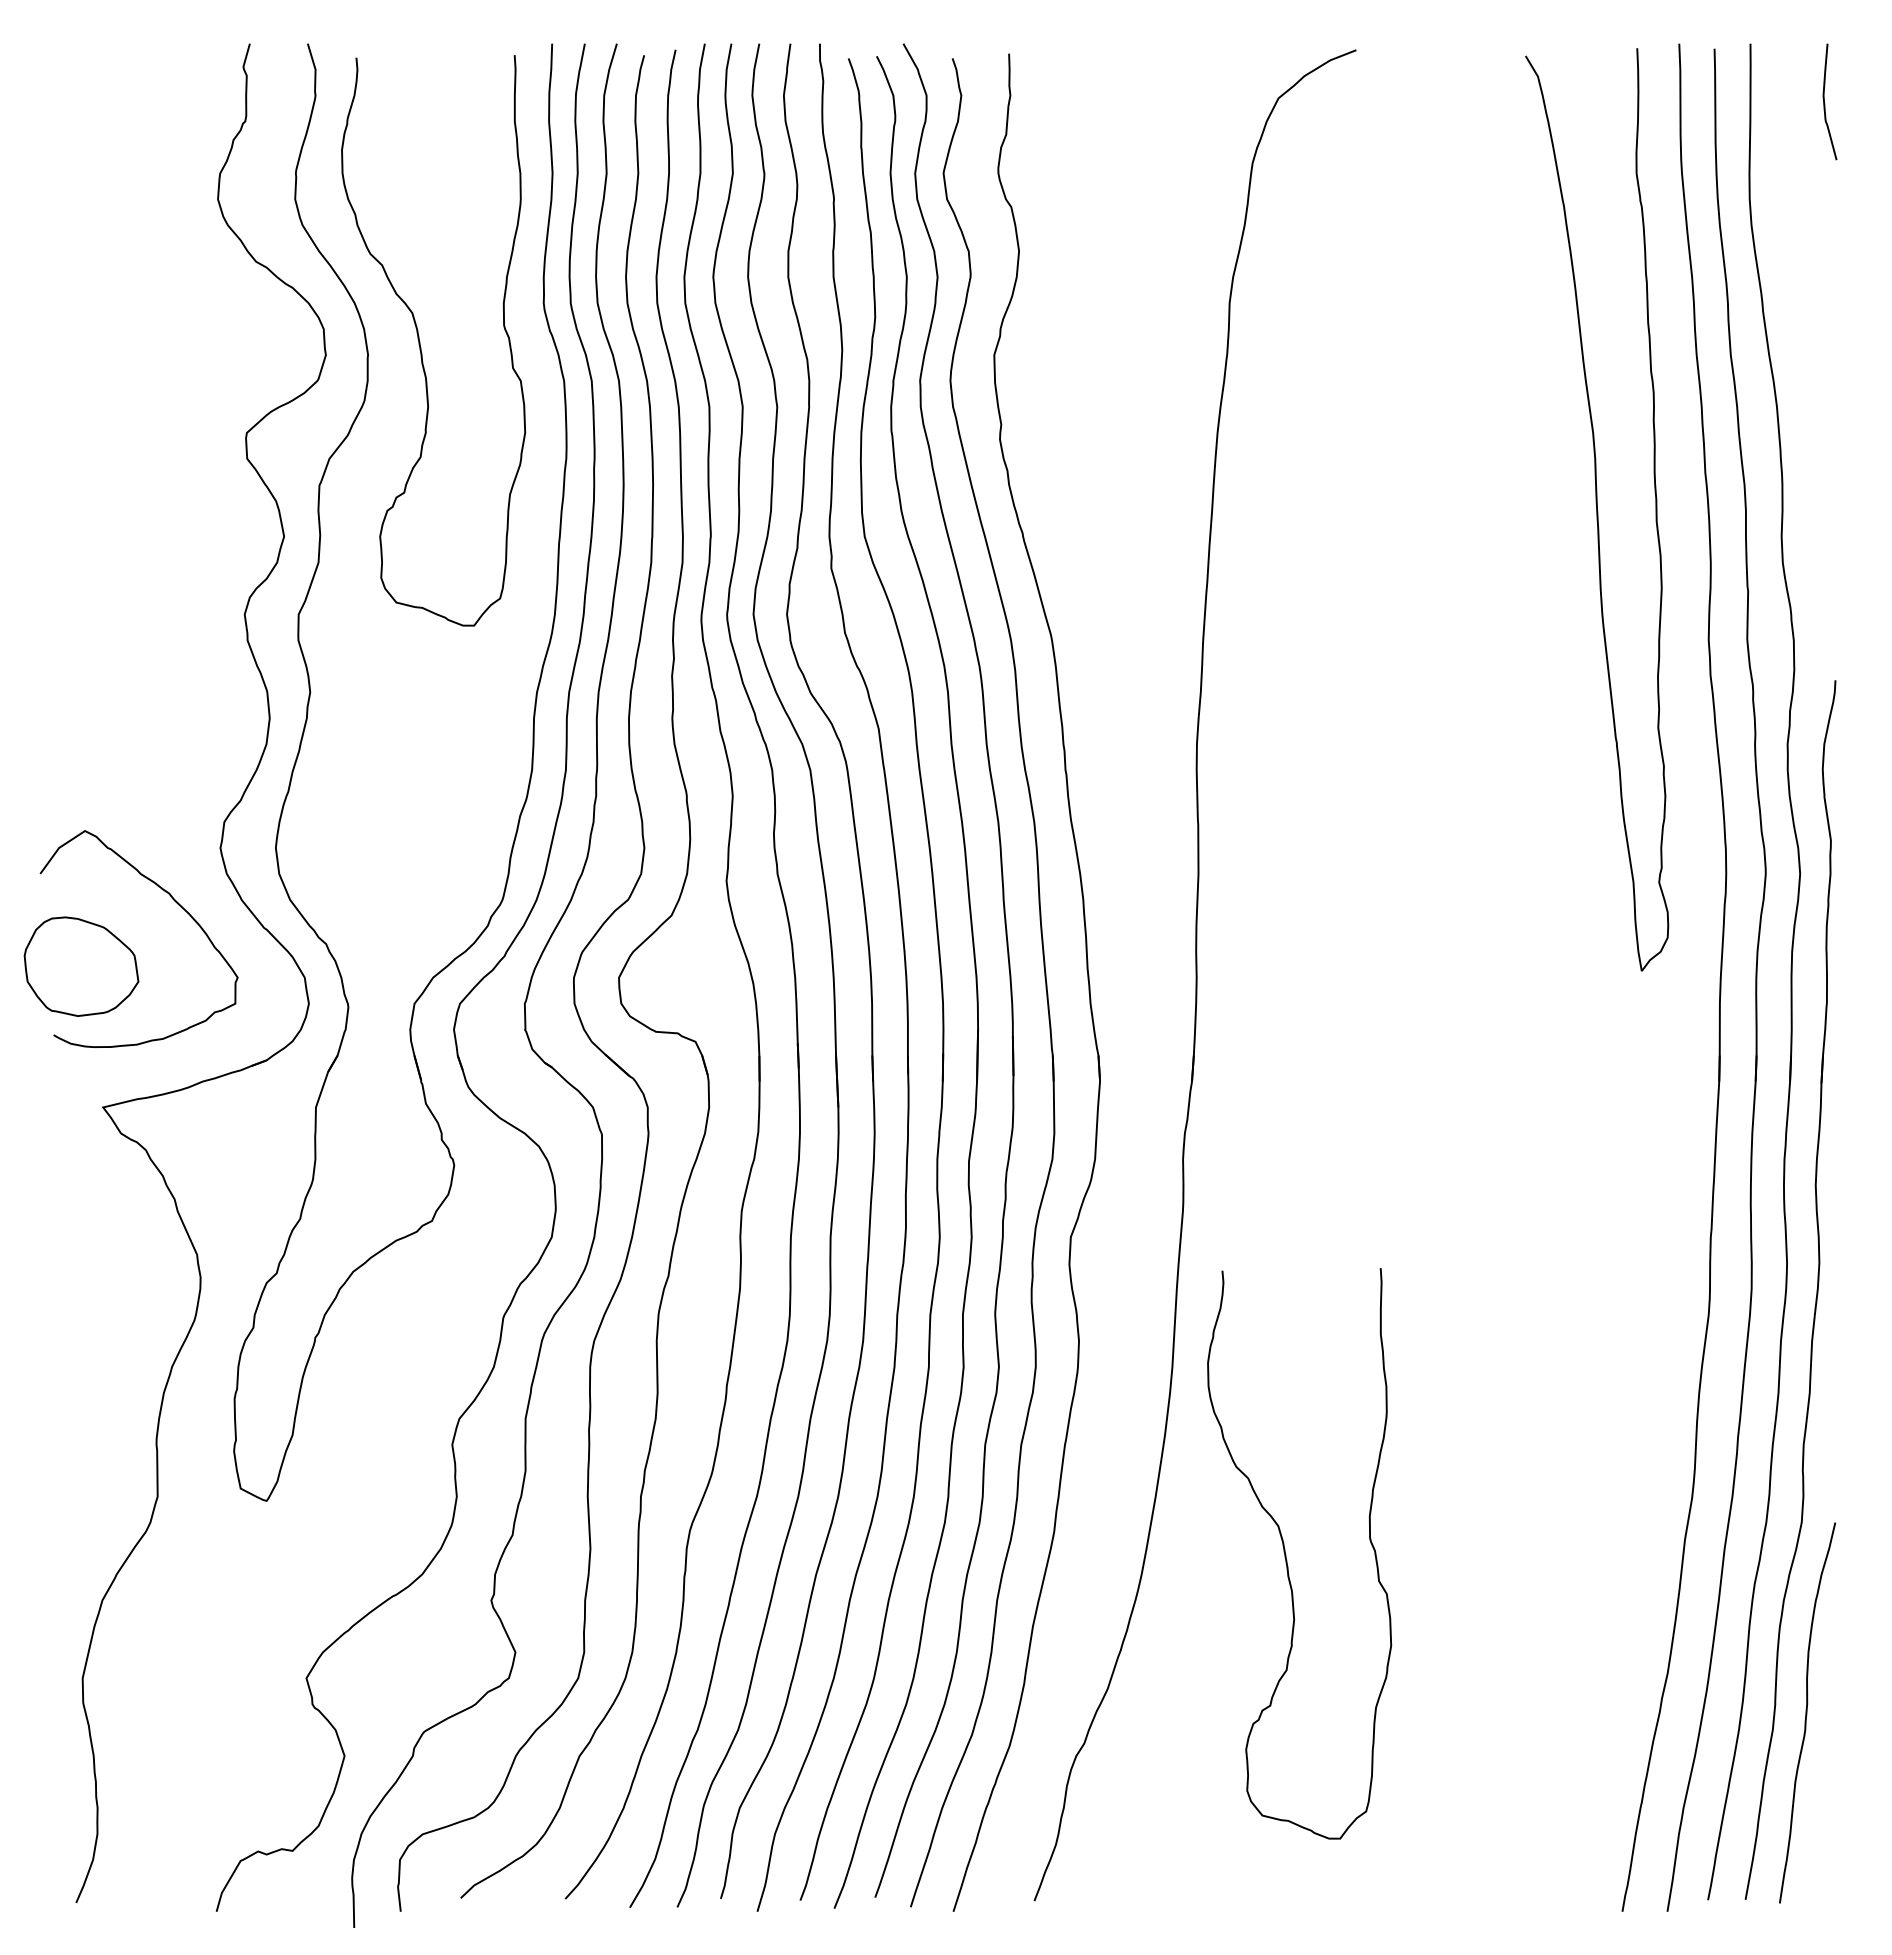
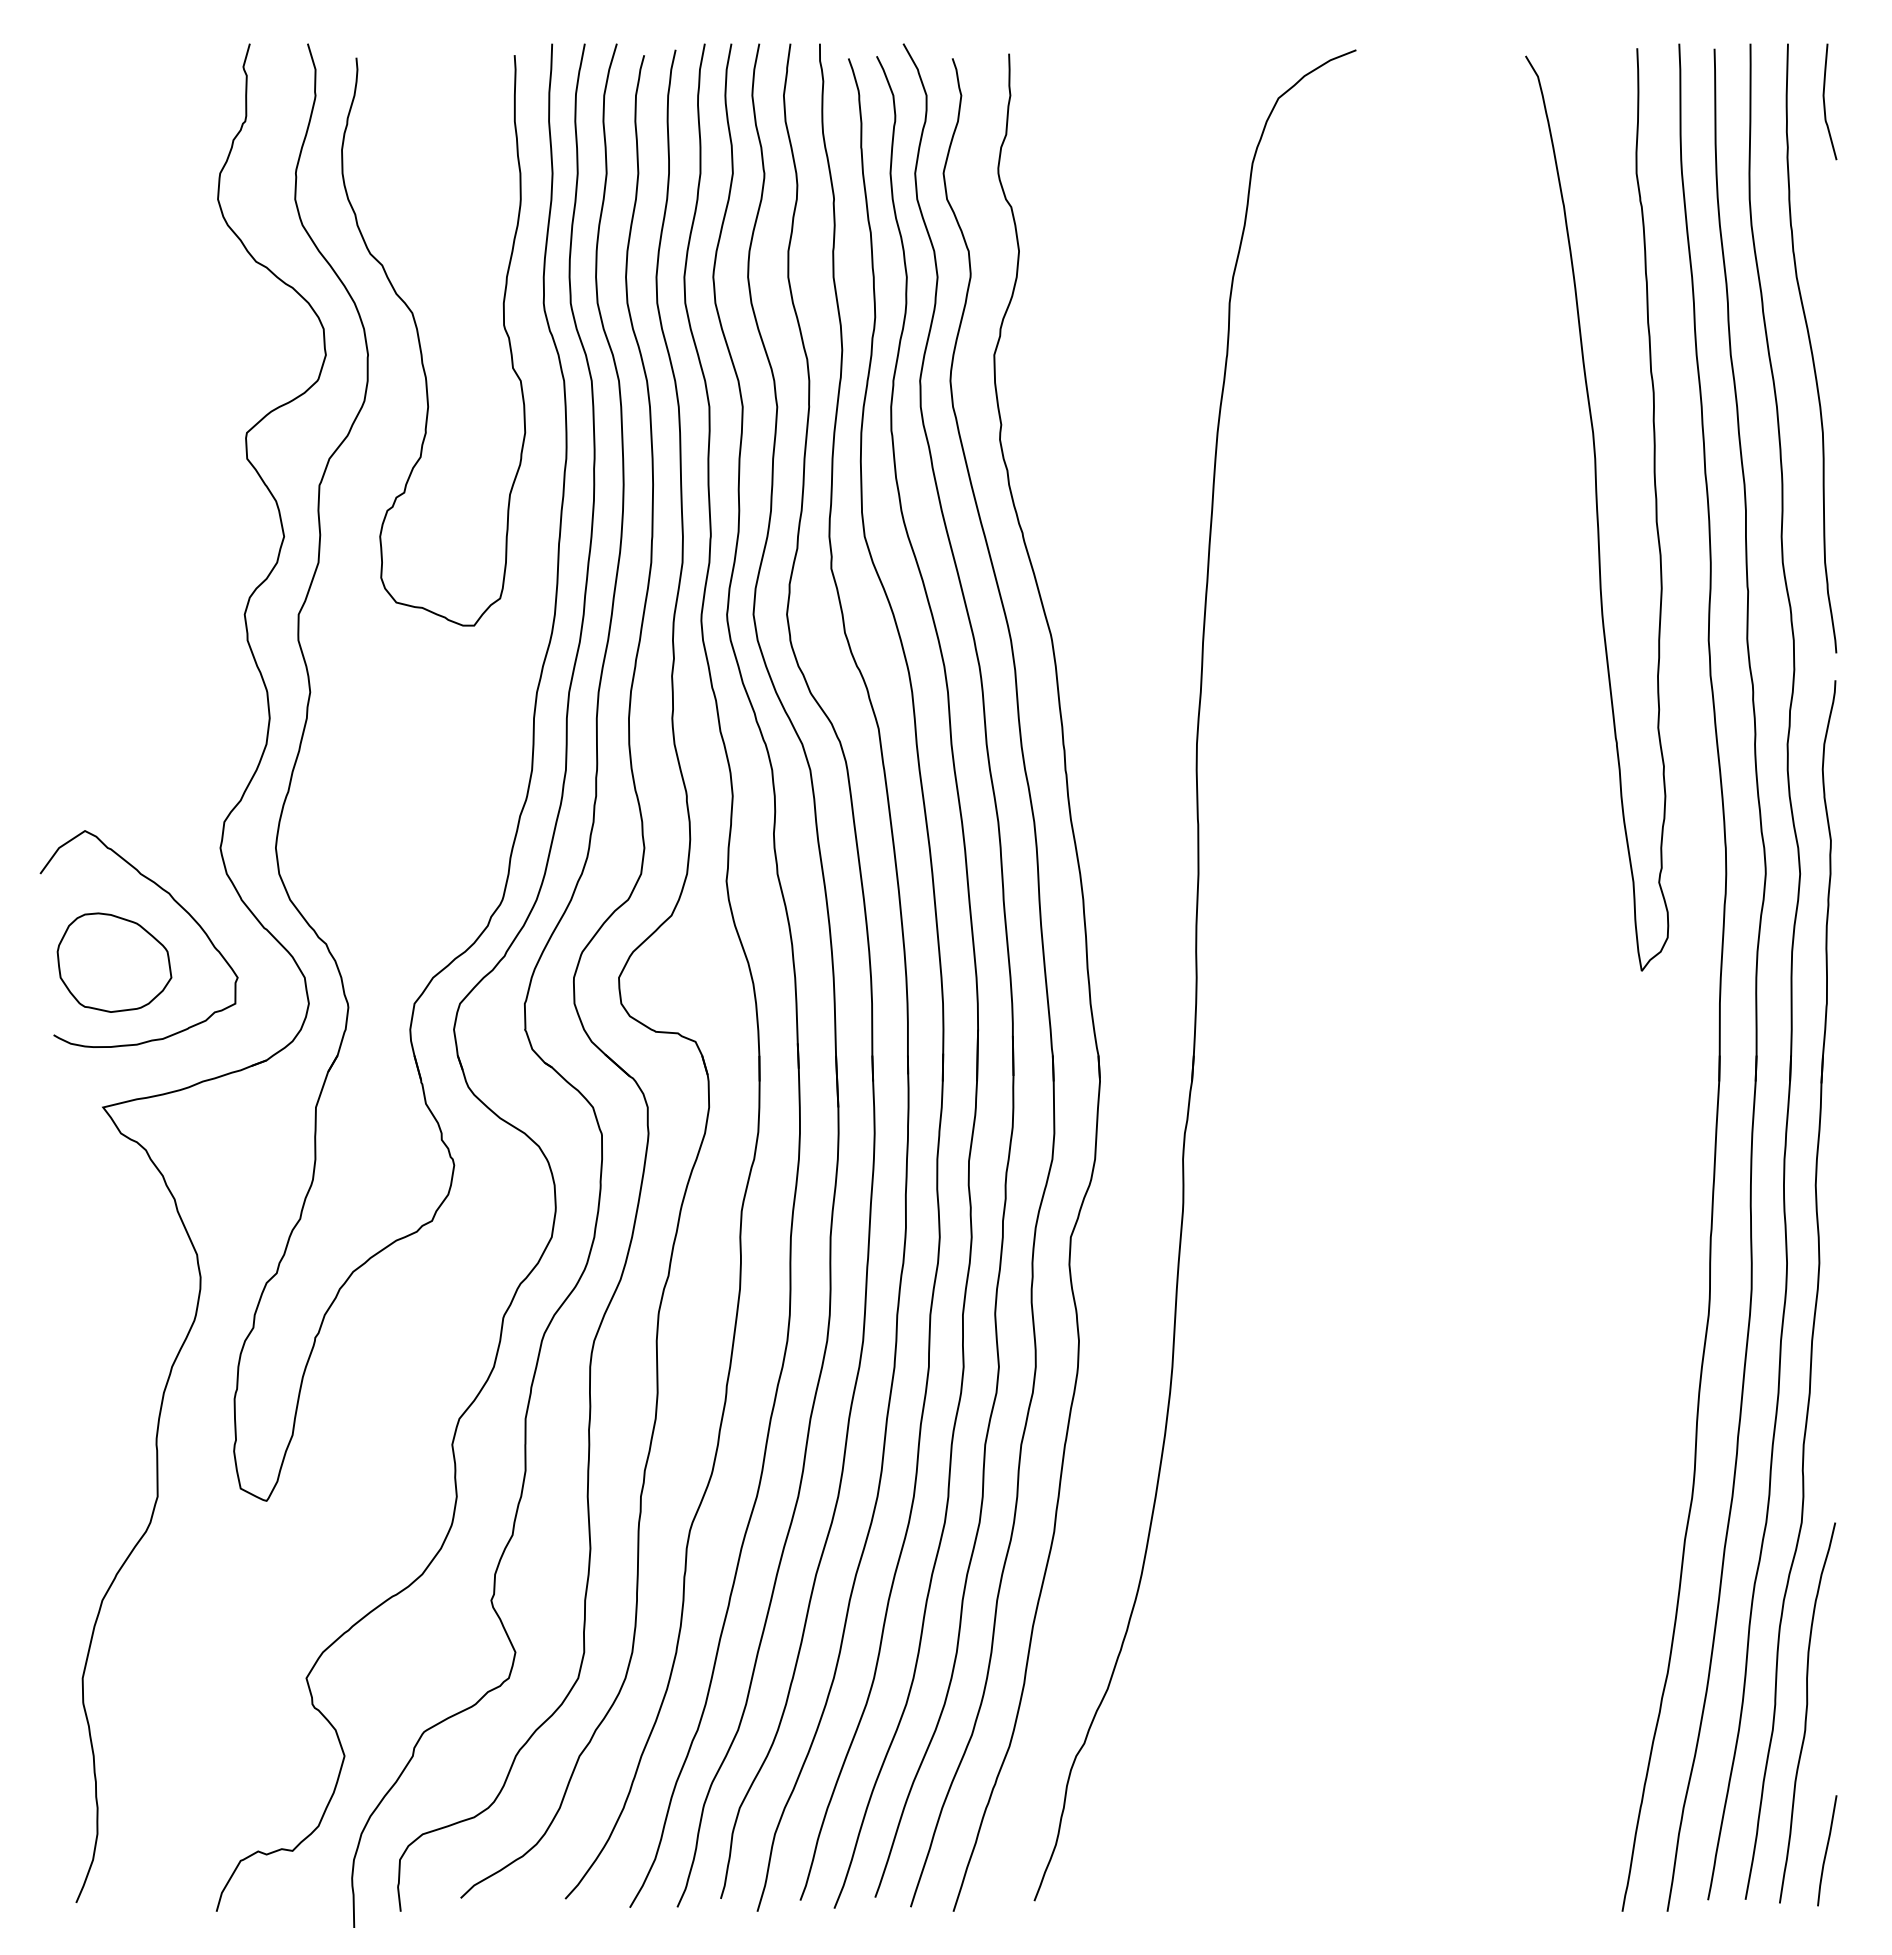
curve: none -> present (1811, 348)
part position: (81, 966) -> (114, 962) (114, 962)
curve: present -> none (1286, 1554)
line: none -> present (1827, 1850)
